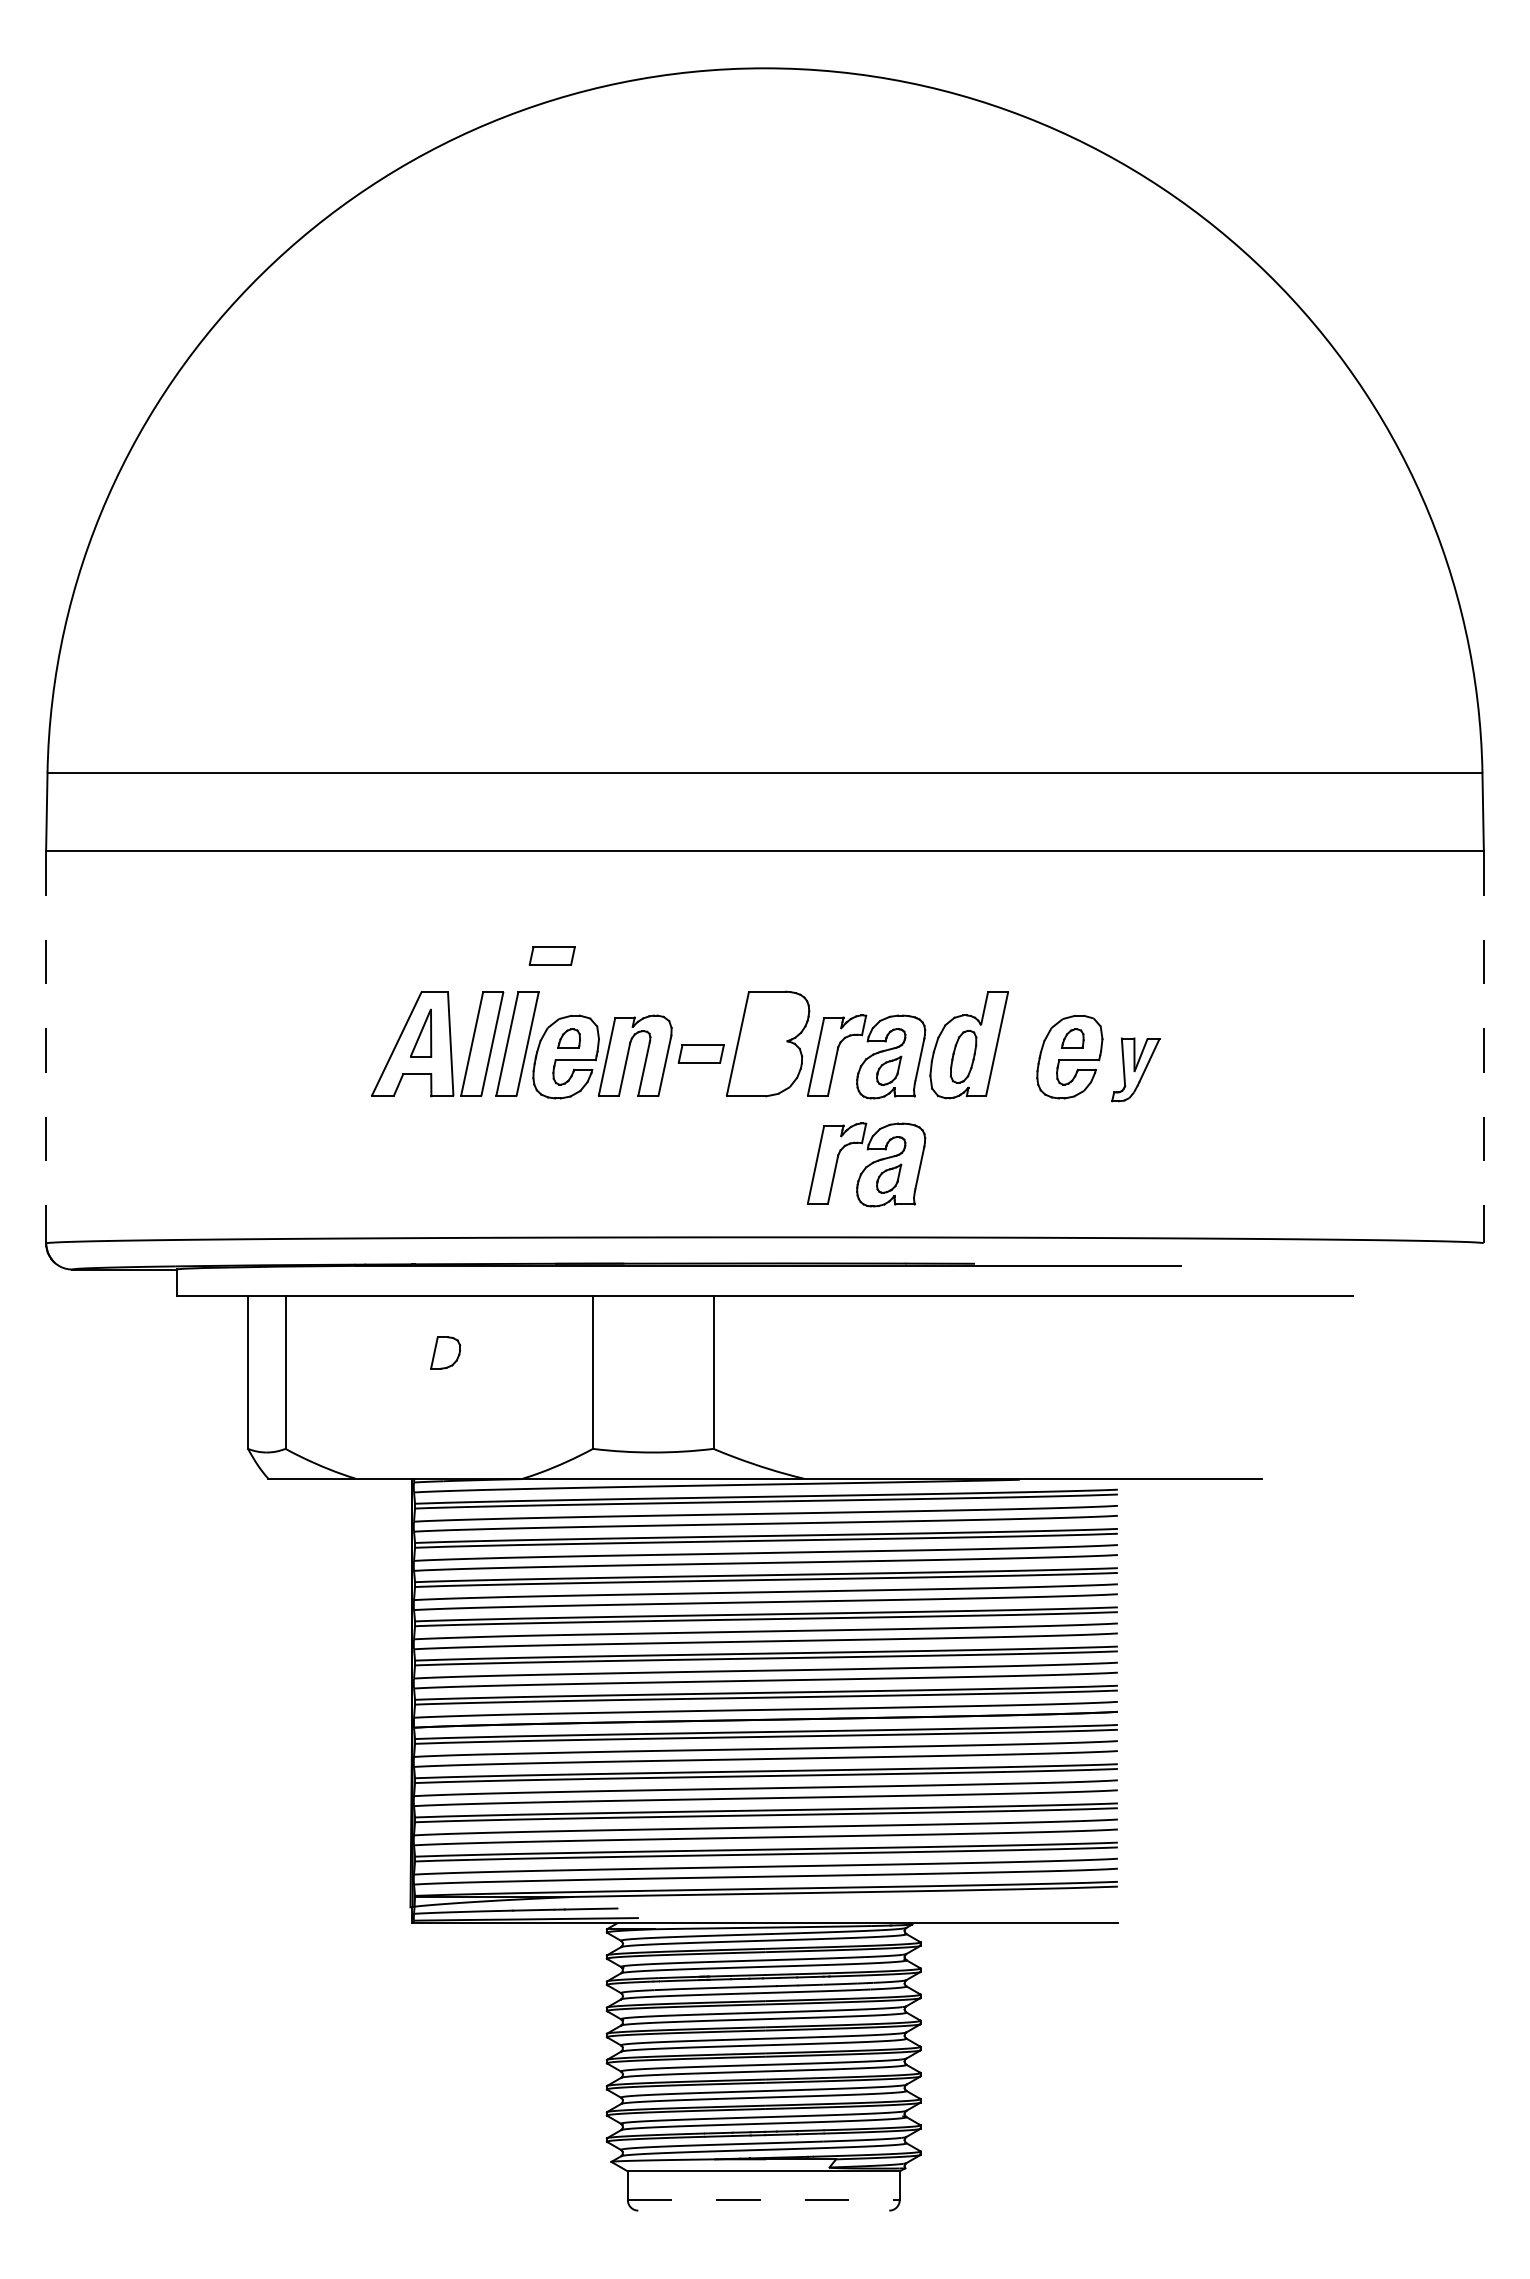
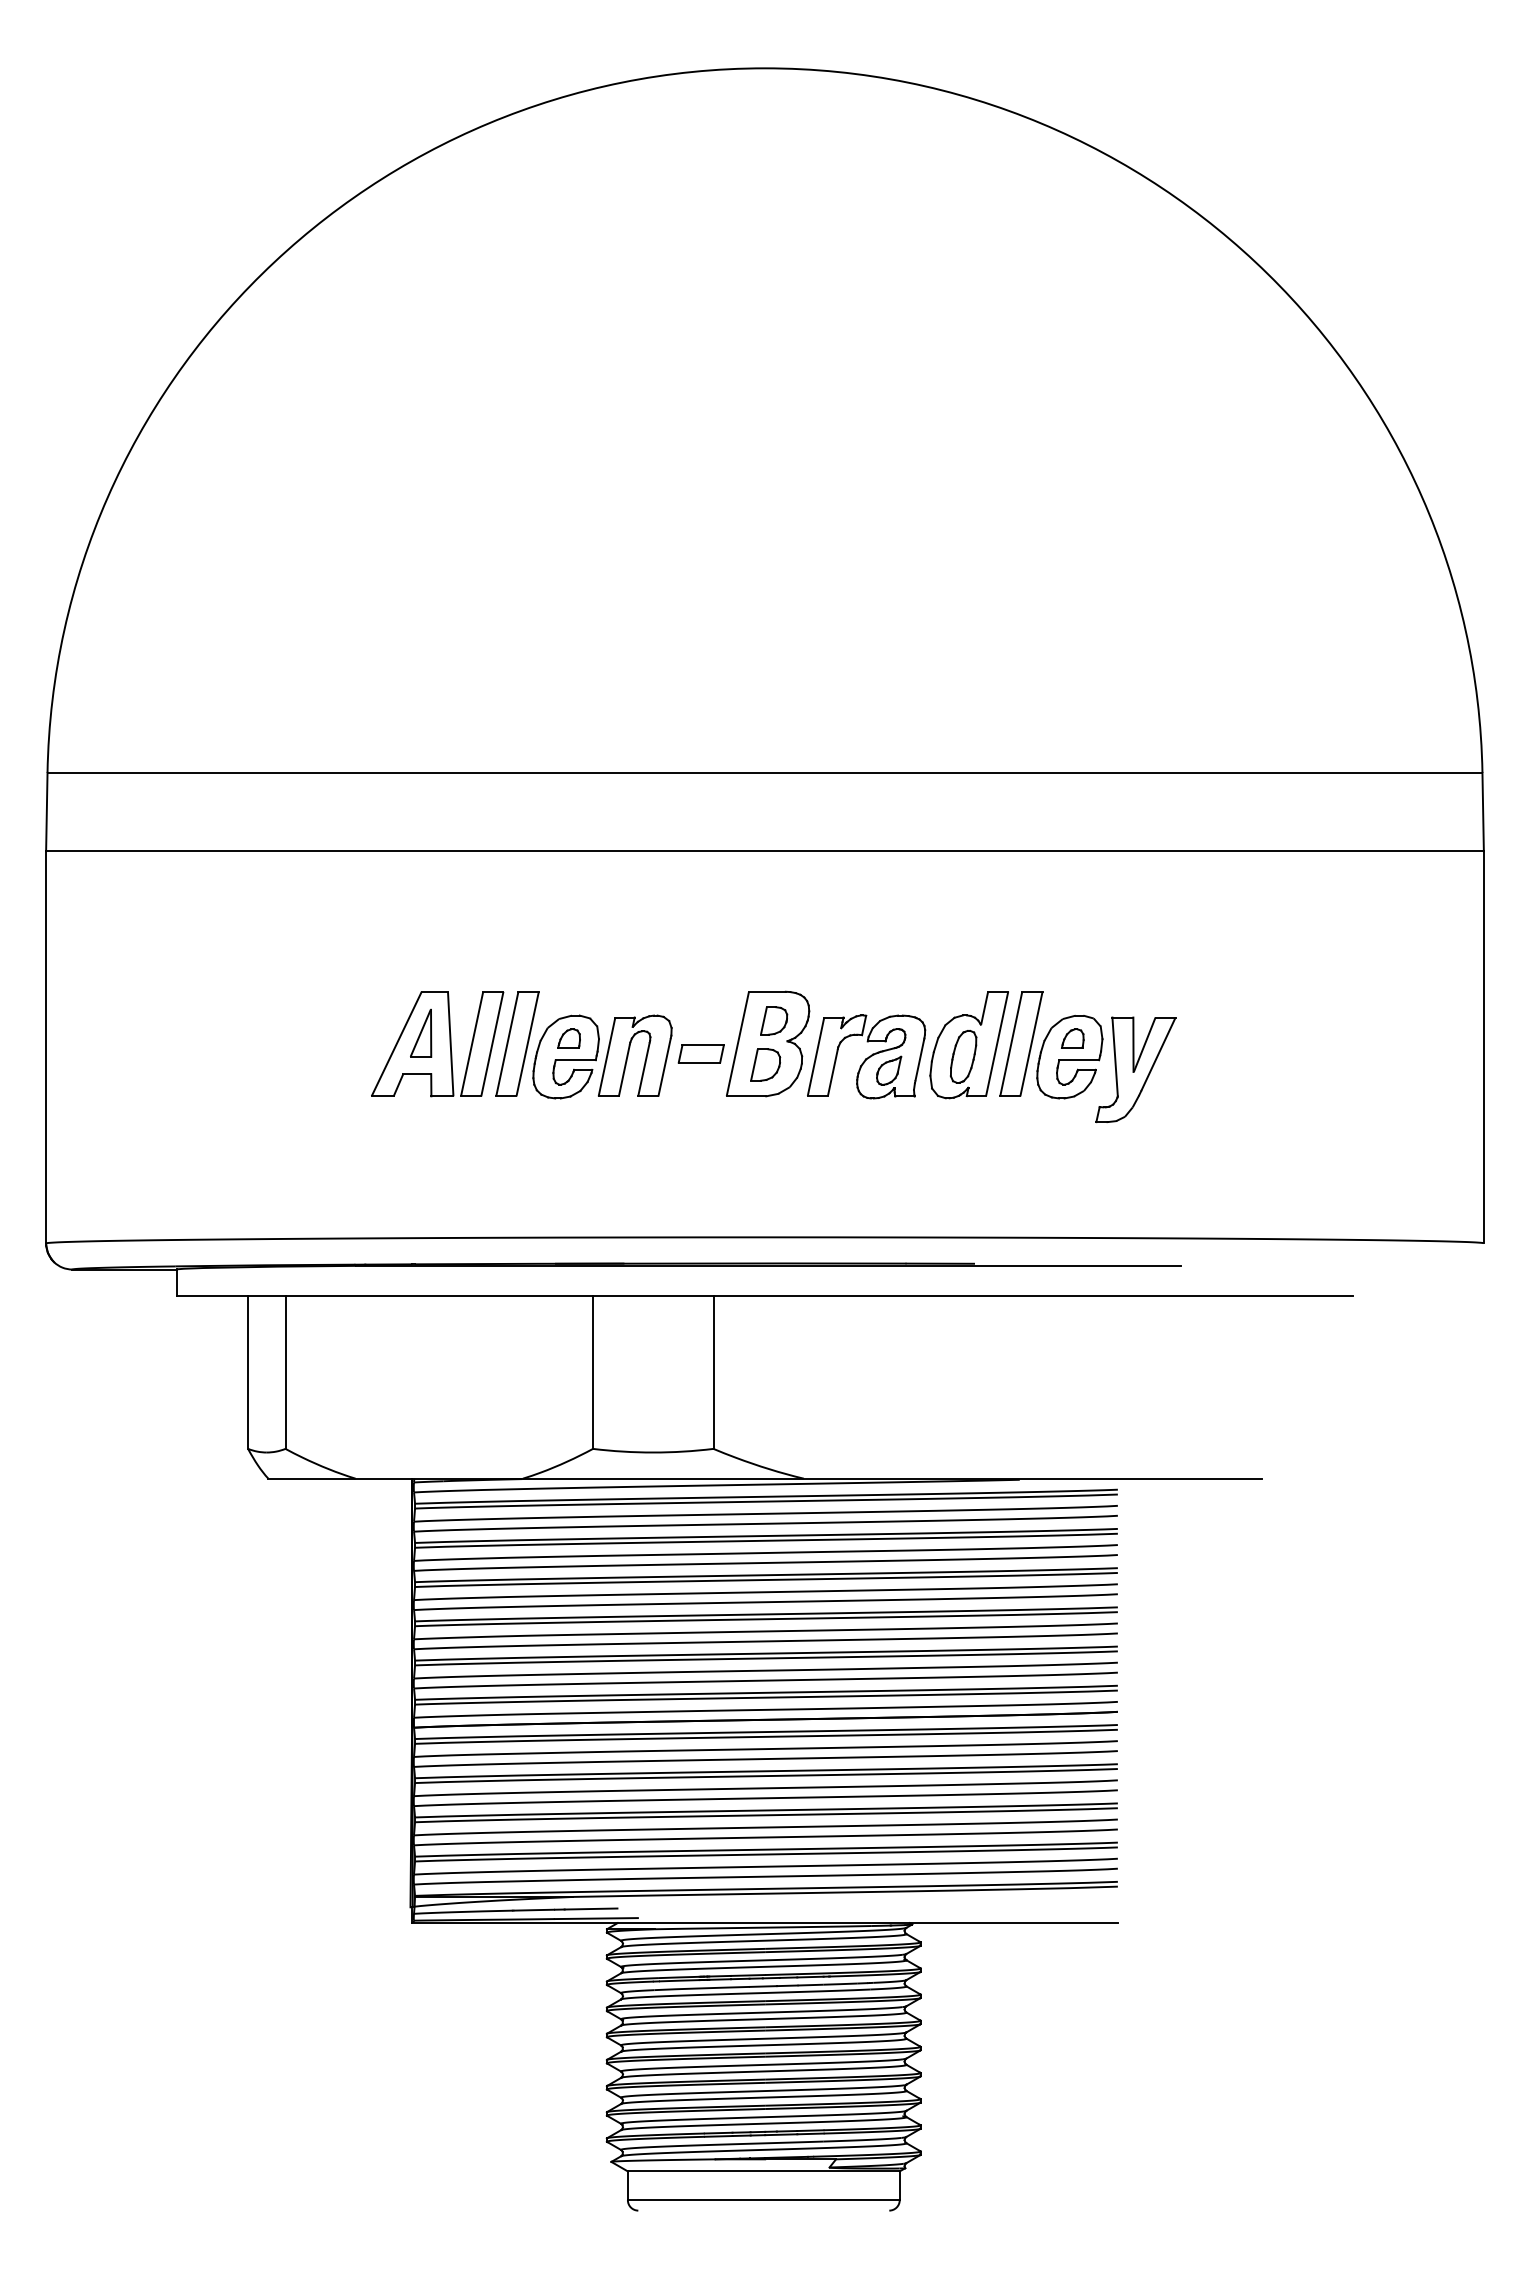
part: present -> none (551, 955)
part: none -> present (774, 1020)
part: none -> present (1021, 1043)
line: dashed -> solid (46, 1047)
line: dashed -> solid (1483, 1047)
part size: 50x66 px -> 82x108 px (1135, 1069)
part: present -> none (866, 1164)
part position: (445, 1352) -> (765, 1064) (765, 1064)
line: dashed -> solid (763, 2200)
